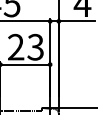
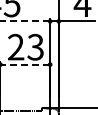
line: solid -> dashed (25, 21)
line: solid -> dashed (25, 64)
